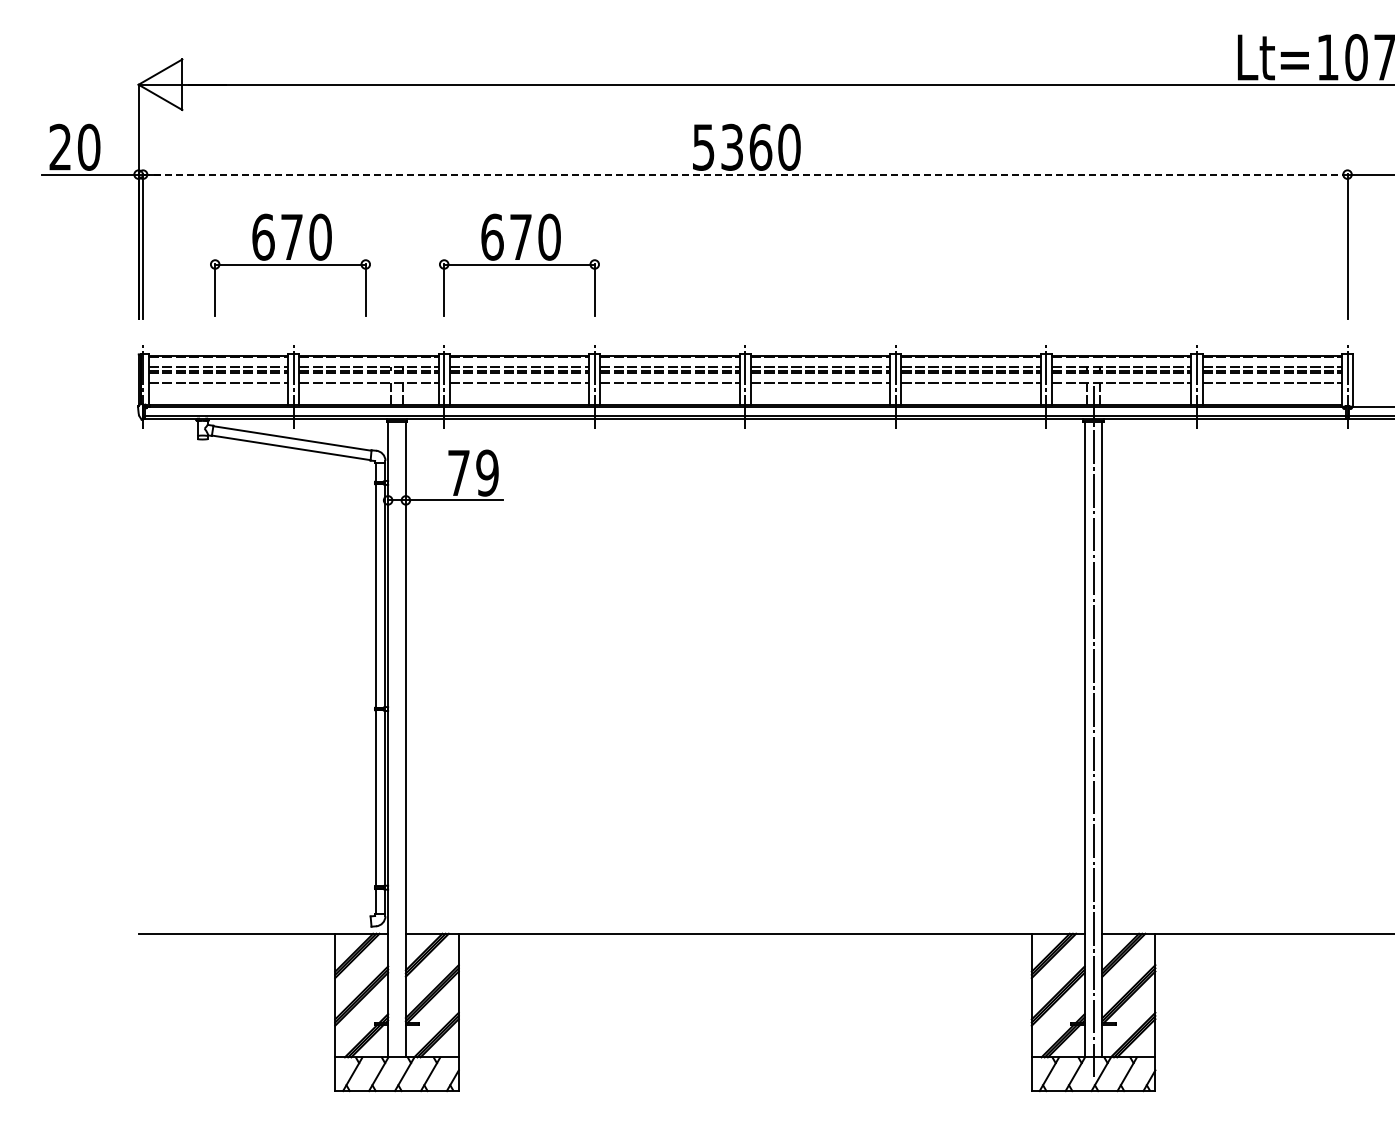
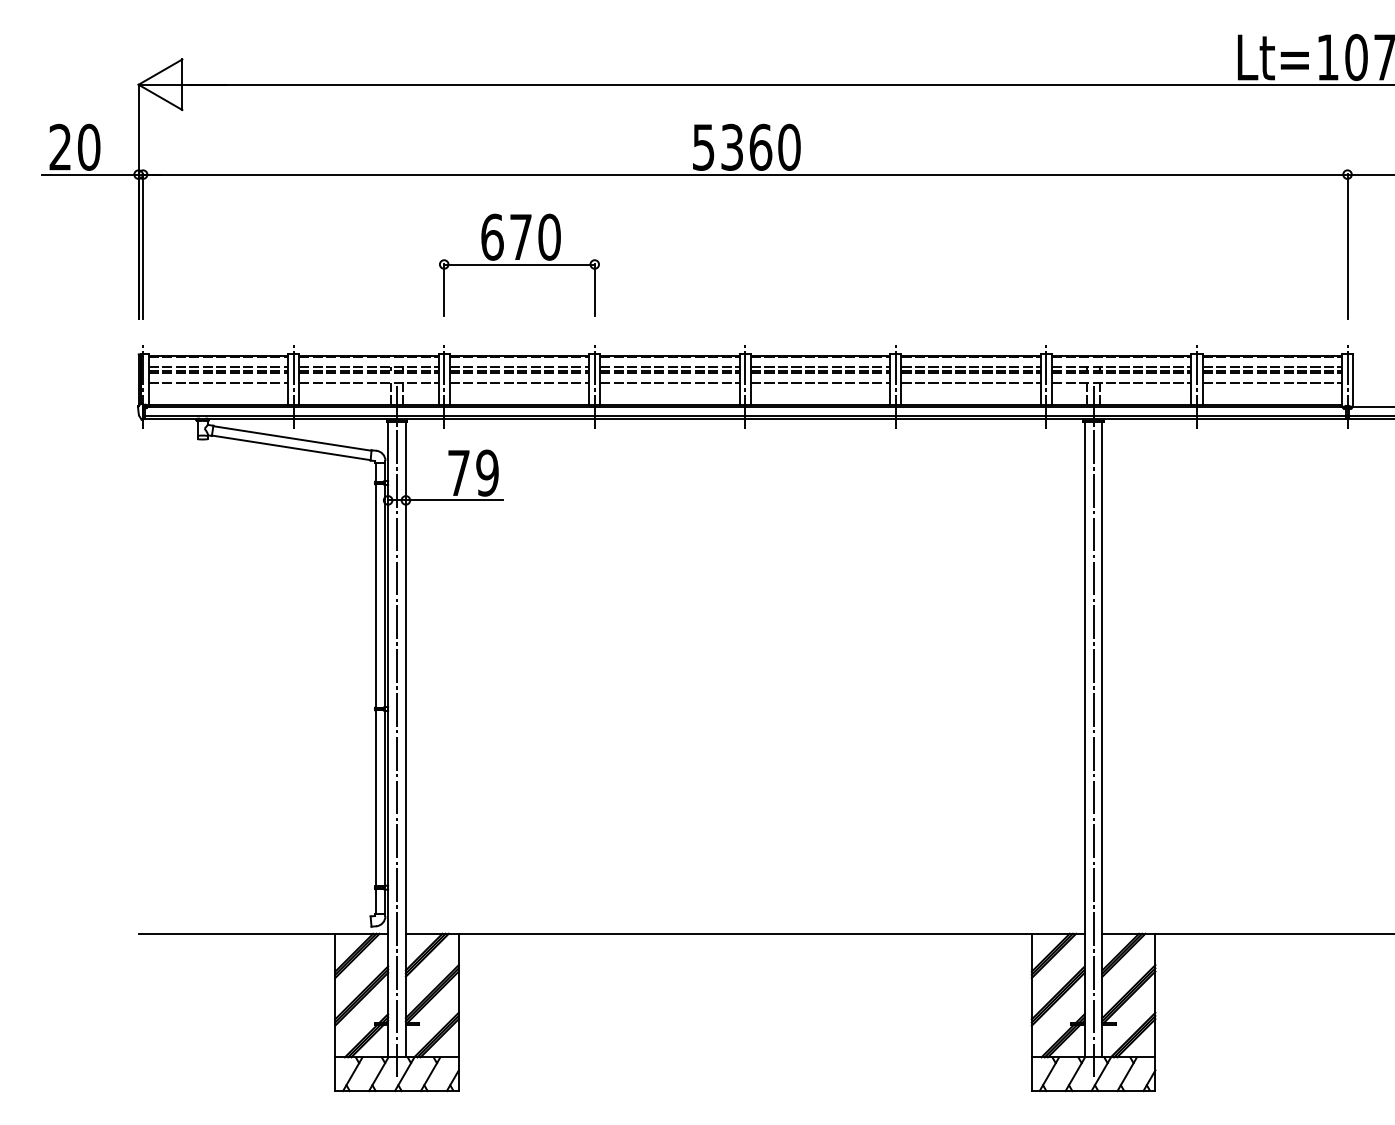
line: dashed -> solid (745, 174)
part: present -> none (290, 264)
line: none -> present (397, 733)
